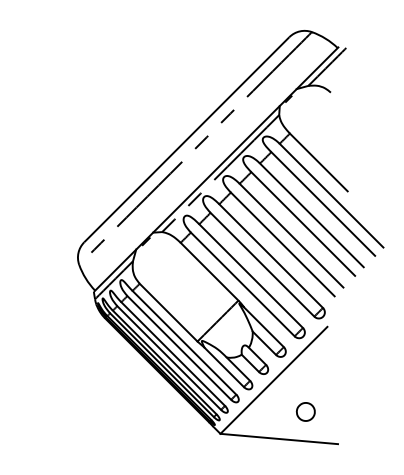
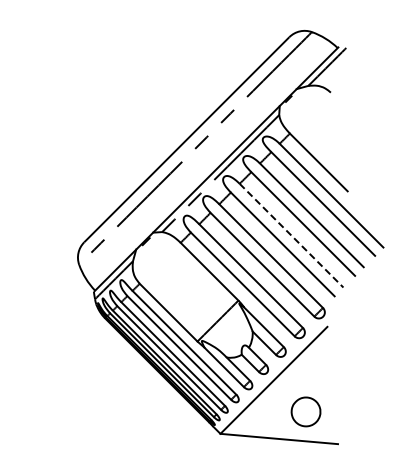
line: solid -> dashed (291, 236)
part size: 21x20 px -> 32x32 px (305, 411)
